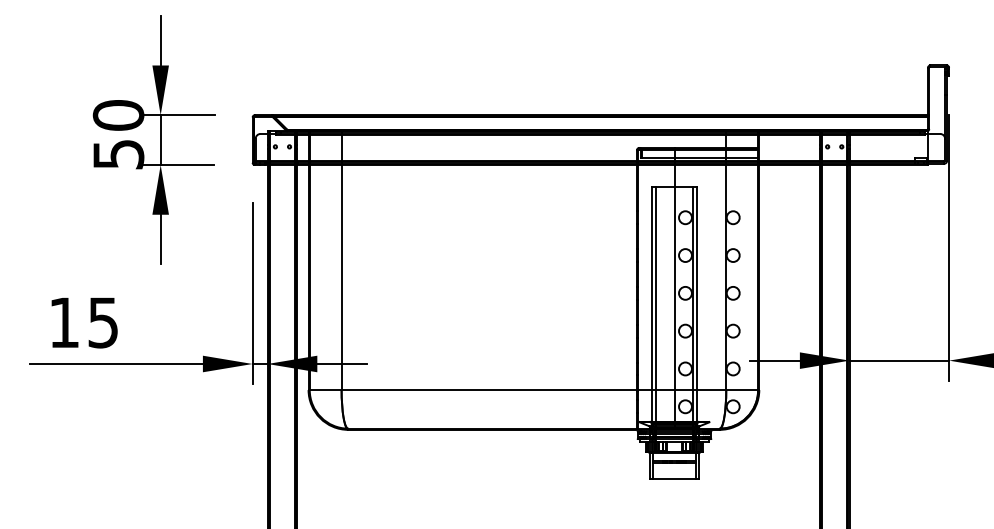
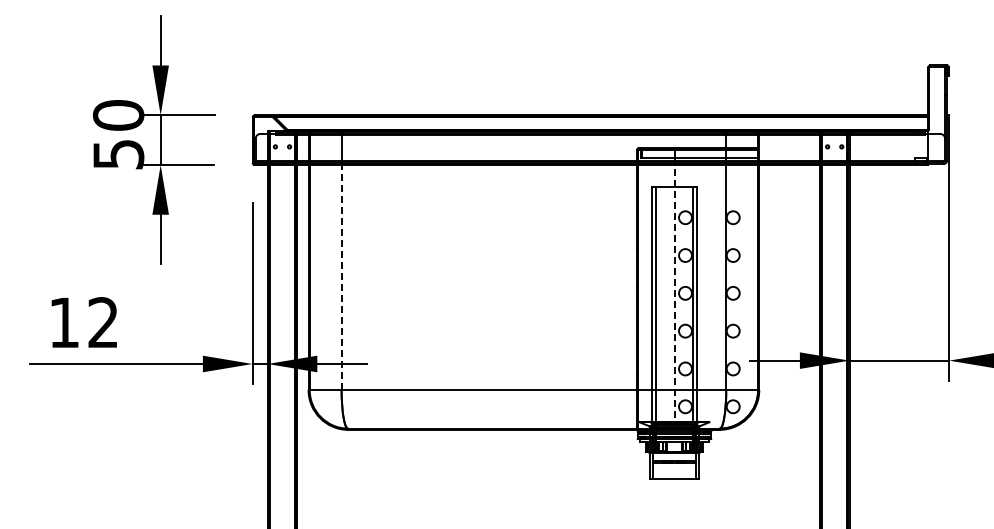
line: solid -> dashed (341, 277)
line: solid -> dashed (674, 292)
text: 15 -> 12 (102, 322)
